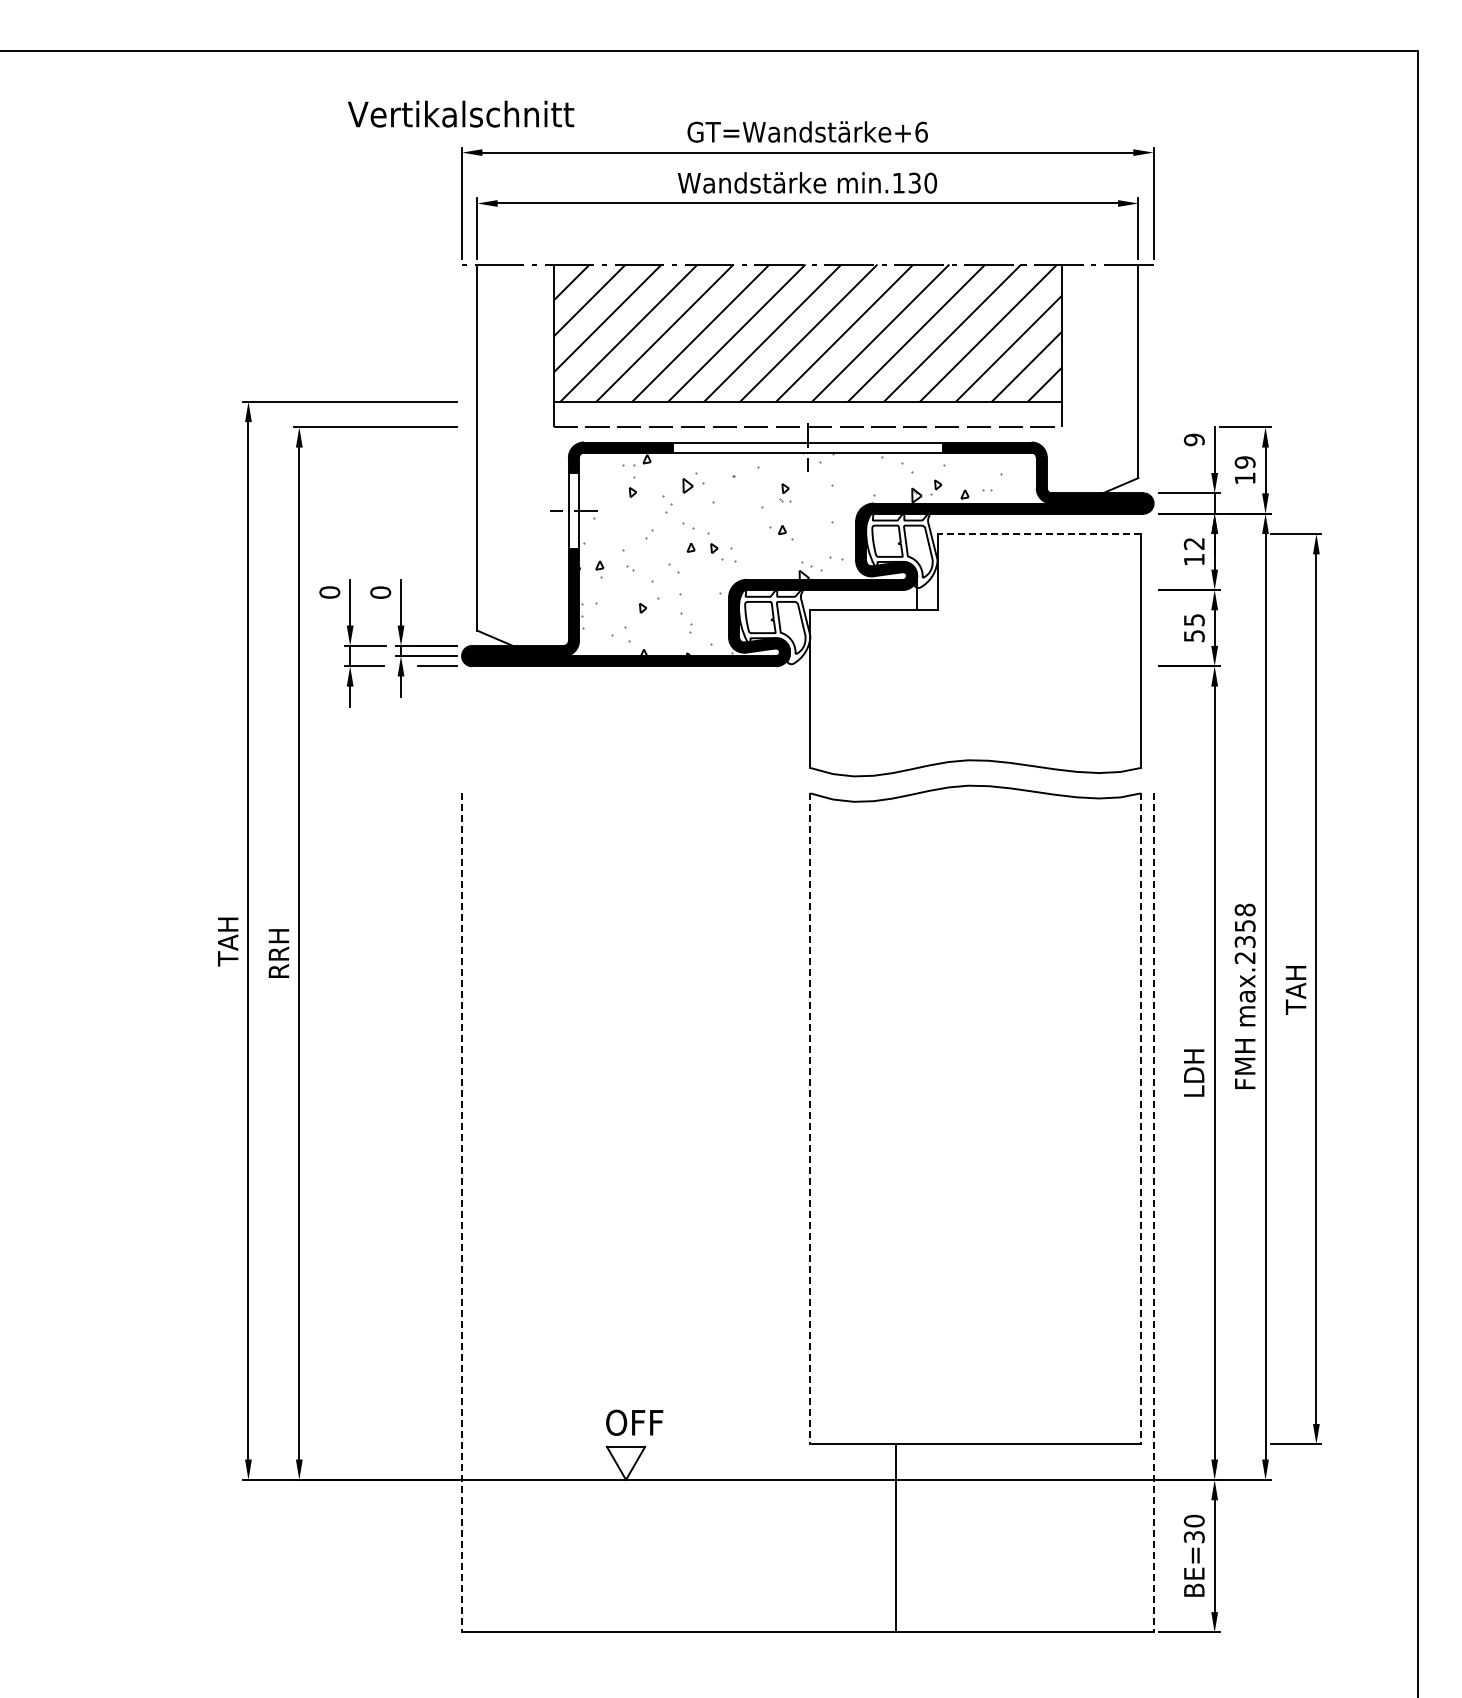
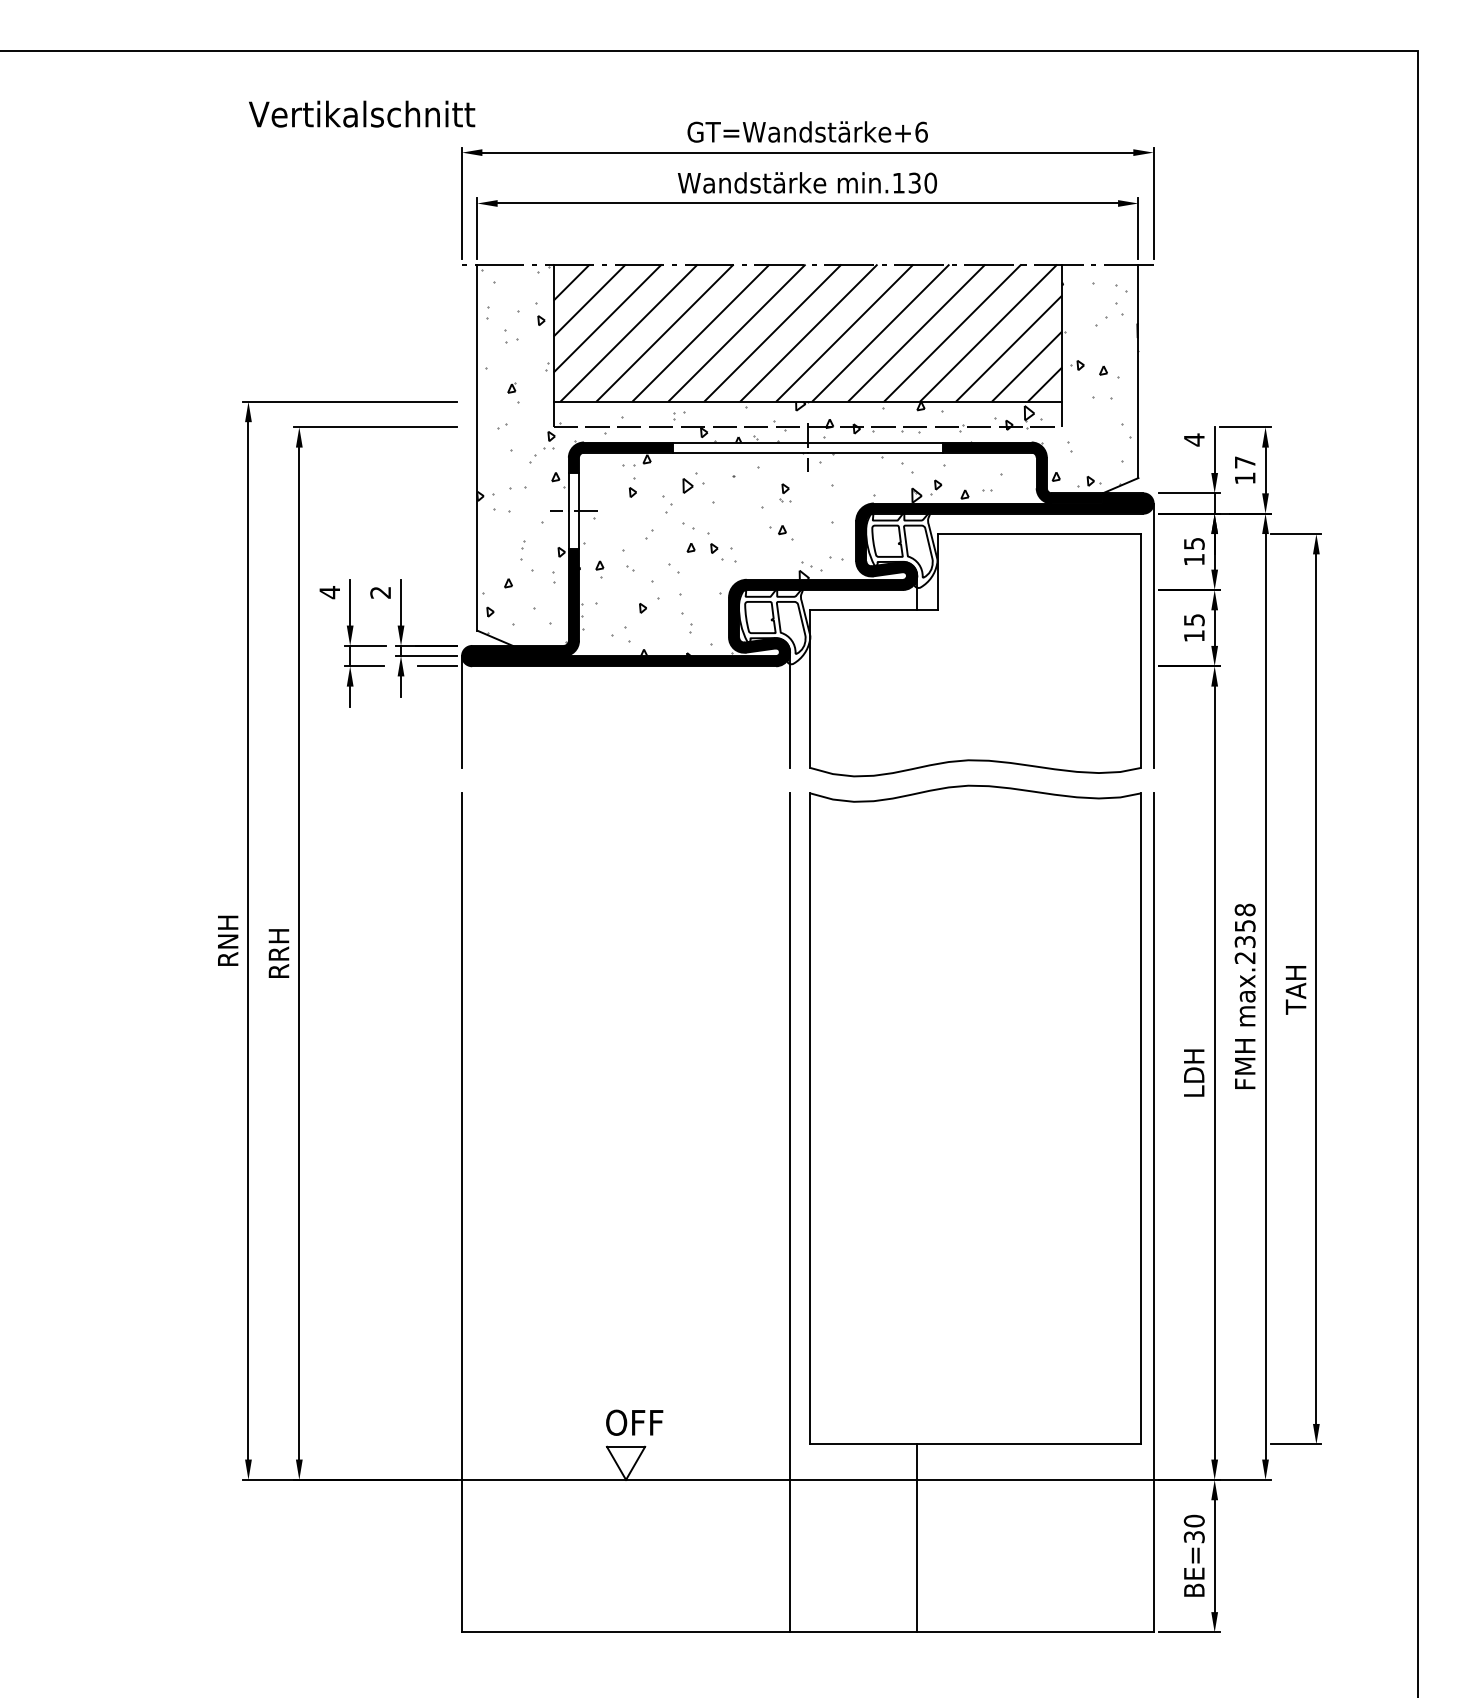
text position: (461, 113) -> (362, 113) (362, 113)
text: 9 -> 4 (1193, 439)
hatch: none -> present (807, 454)
text: 19 -> 17 (1244, 462)
line: dashed -> solid (1039, 534)
text: 12 -> 15 (1193, 543)
text: 0 -> 4 (329, 592)
text: 0 -> 2 (380, 592)
line: none -> present (1153, 635)
text: 55 -> 15 (1194, 636)
line: none -> present (790, 709)
line: none -> present (462, 711)
text: TAH -> RNH (228, 940)
line: dashed -> solid (810, 1119)
line: dashed -> solid (1140, 1119)
line: dashed -> solid (462, 1212)
line: none -> present (790, 1212)
line: dashed -> solid (1153, 1212)
line position: (896, 1538) -> (917, 1538) (917, 1538)
